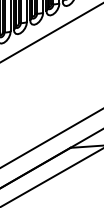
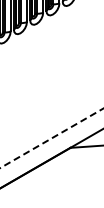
line: present -> none (51, 32)
line: solid -> dashed (51, 138)
line: present -> none (52, 176)
